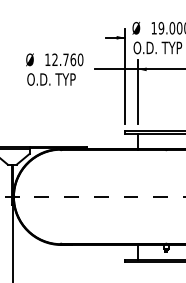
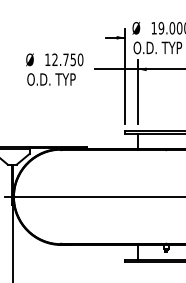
text: 12.760 -> 12.750 (73, 59)
line: dashed -> solid (95, 196)
